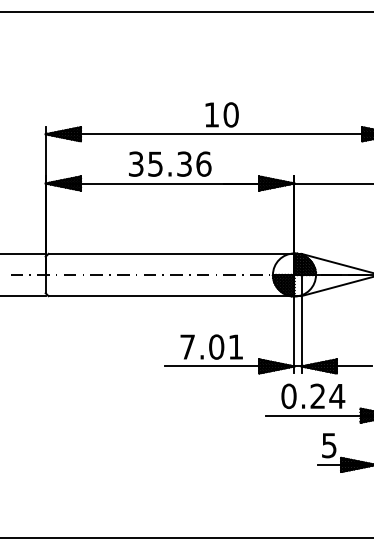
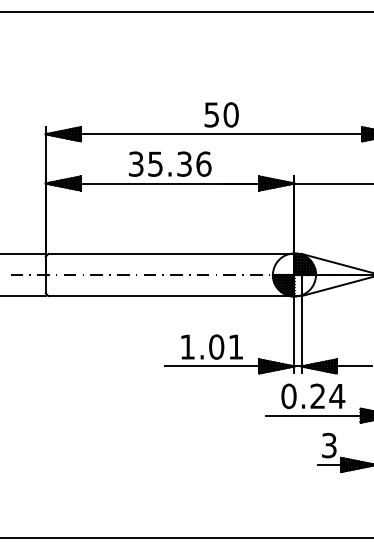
text: 10 -> 50 (211, 114)
text: 7.01 -> 1.01 (187, 346)
text: 5 -> 3 (329, 444)
